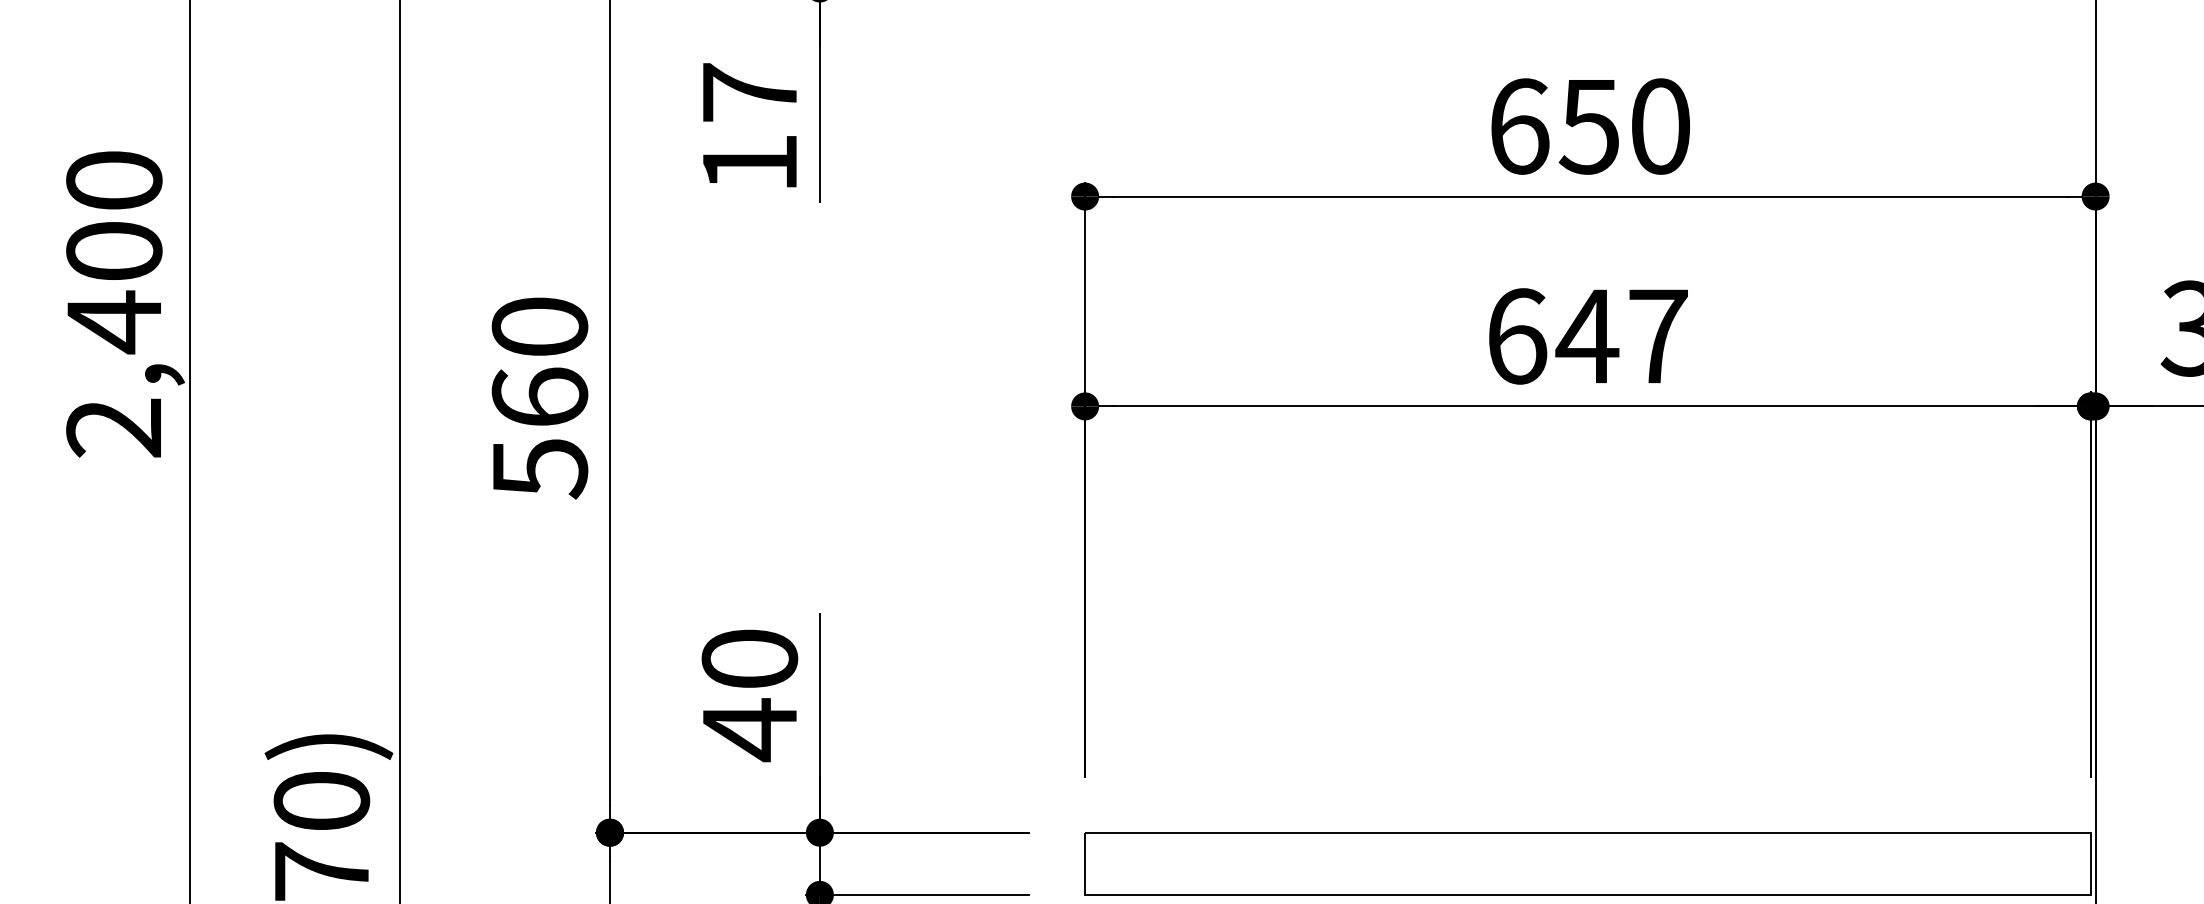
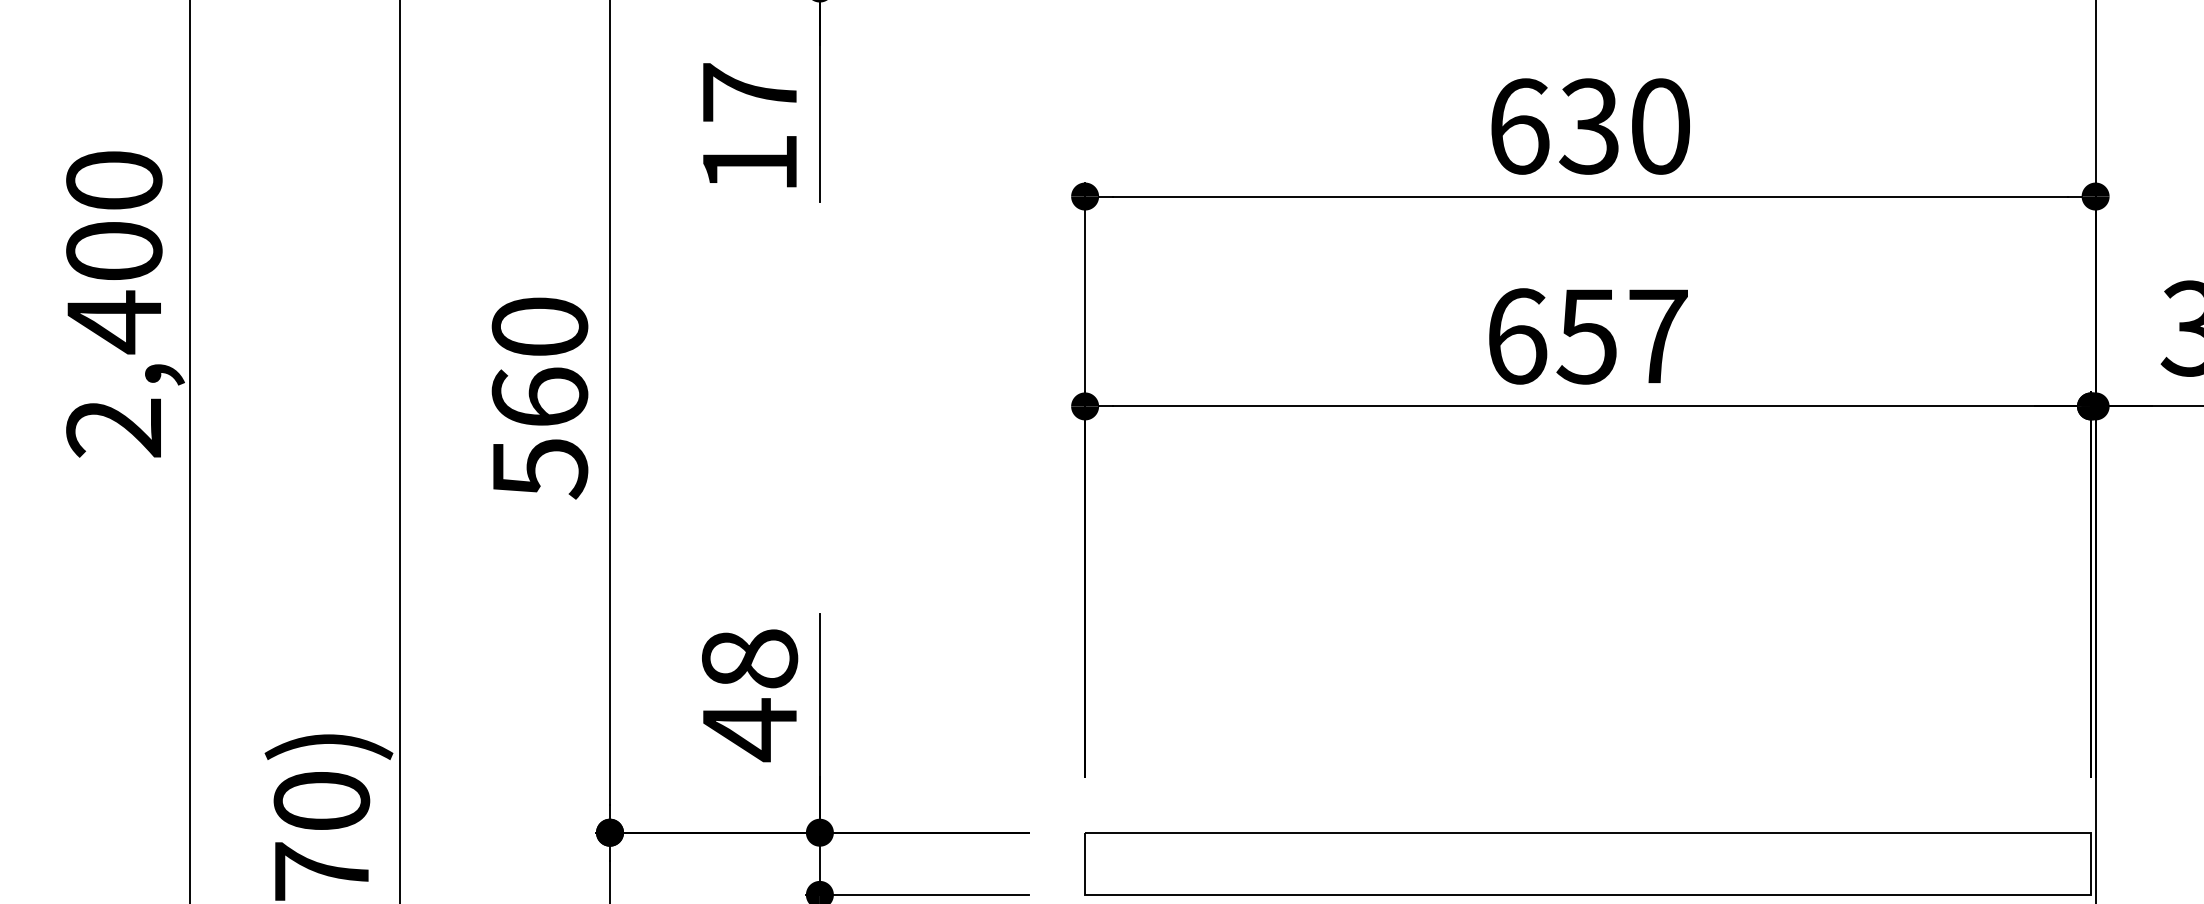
text: 650 -> 630 (1588, 126)
text: 647 -> 657 (1587, 336)
text: 40 -> 48 (749, 658)
